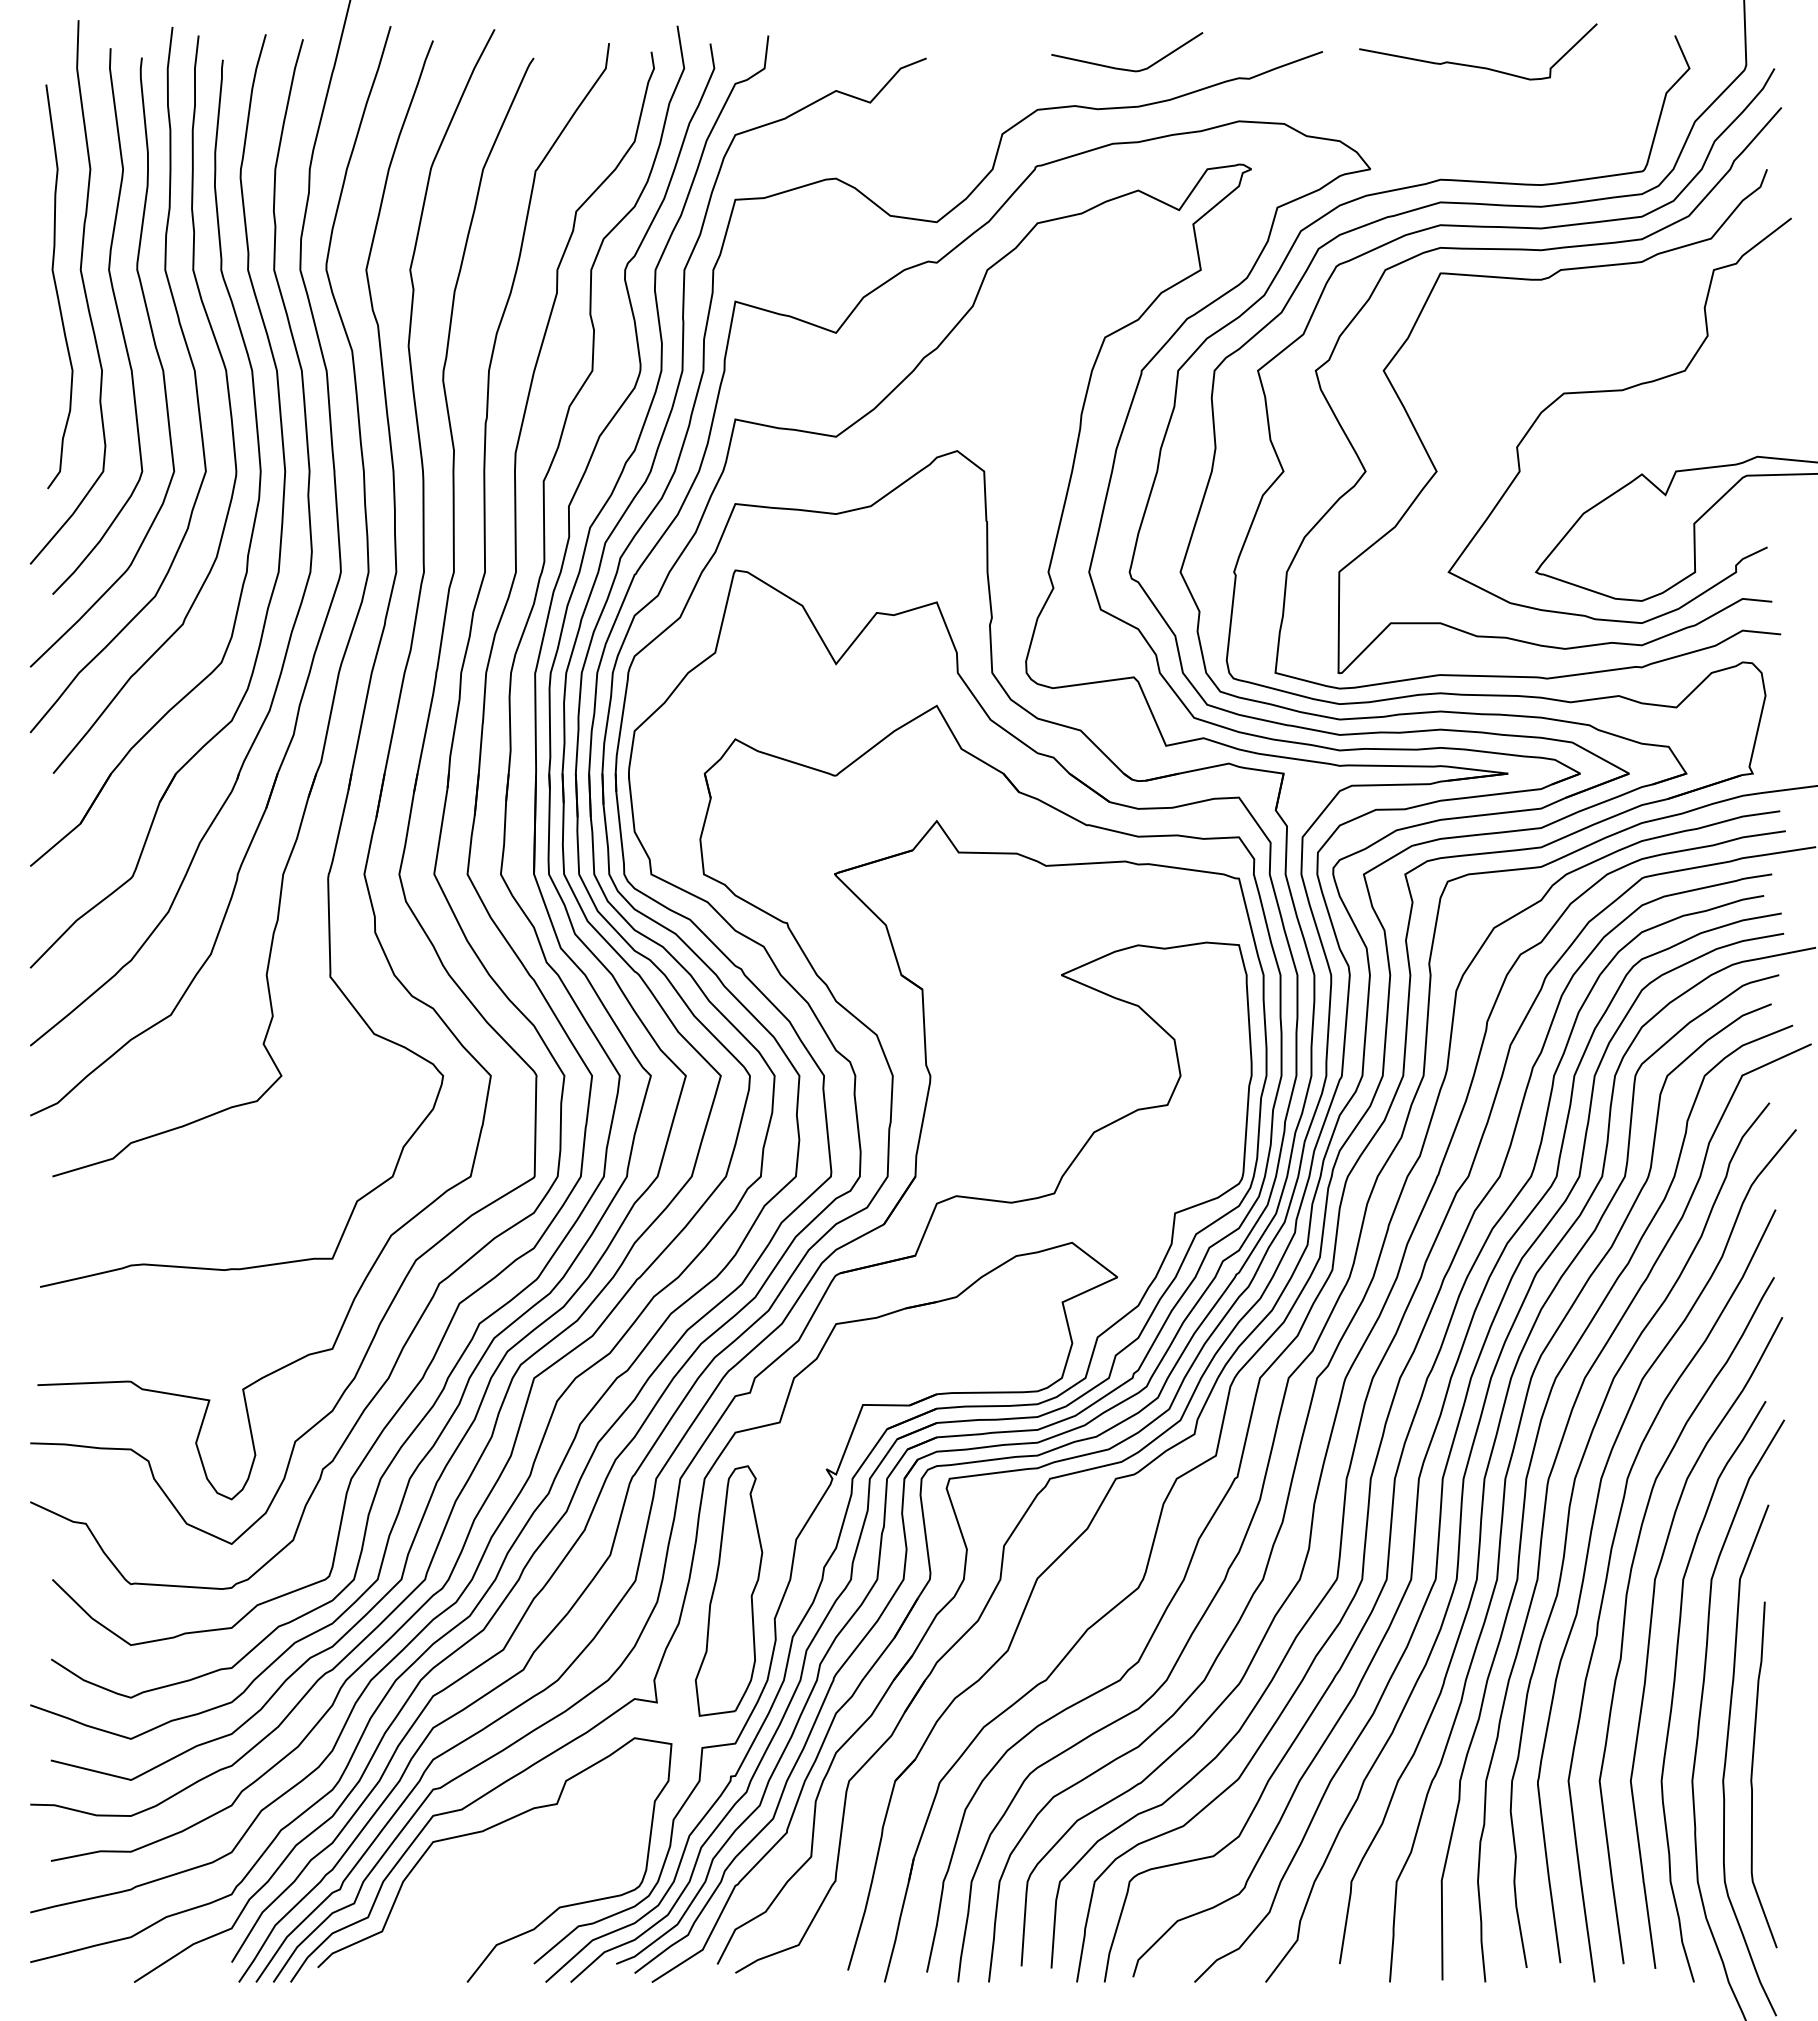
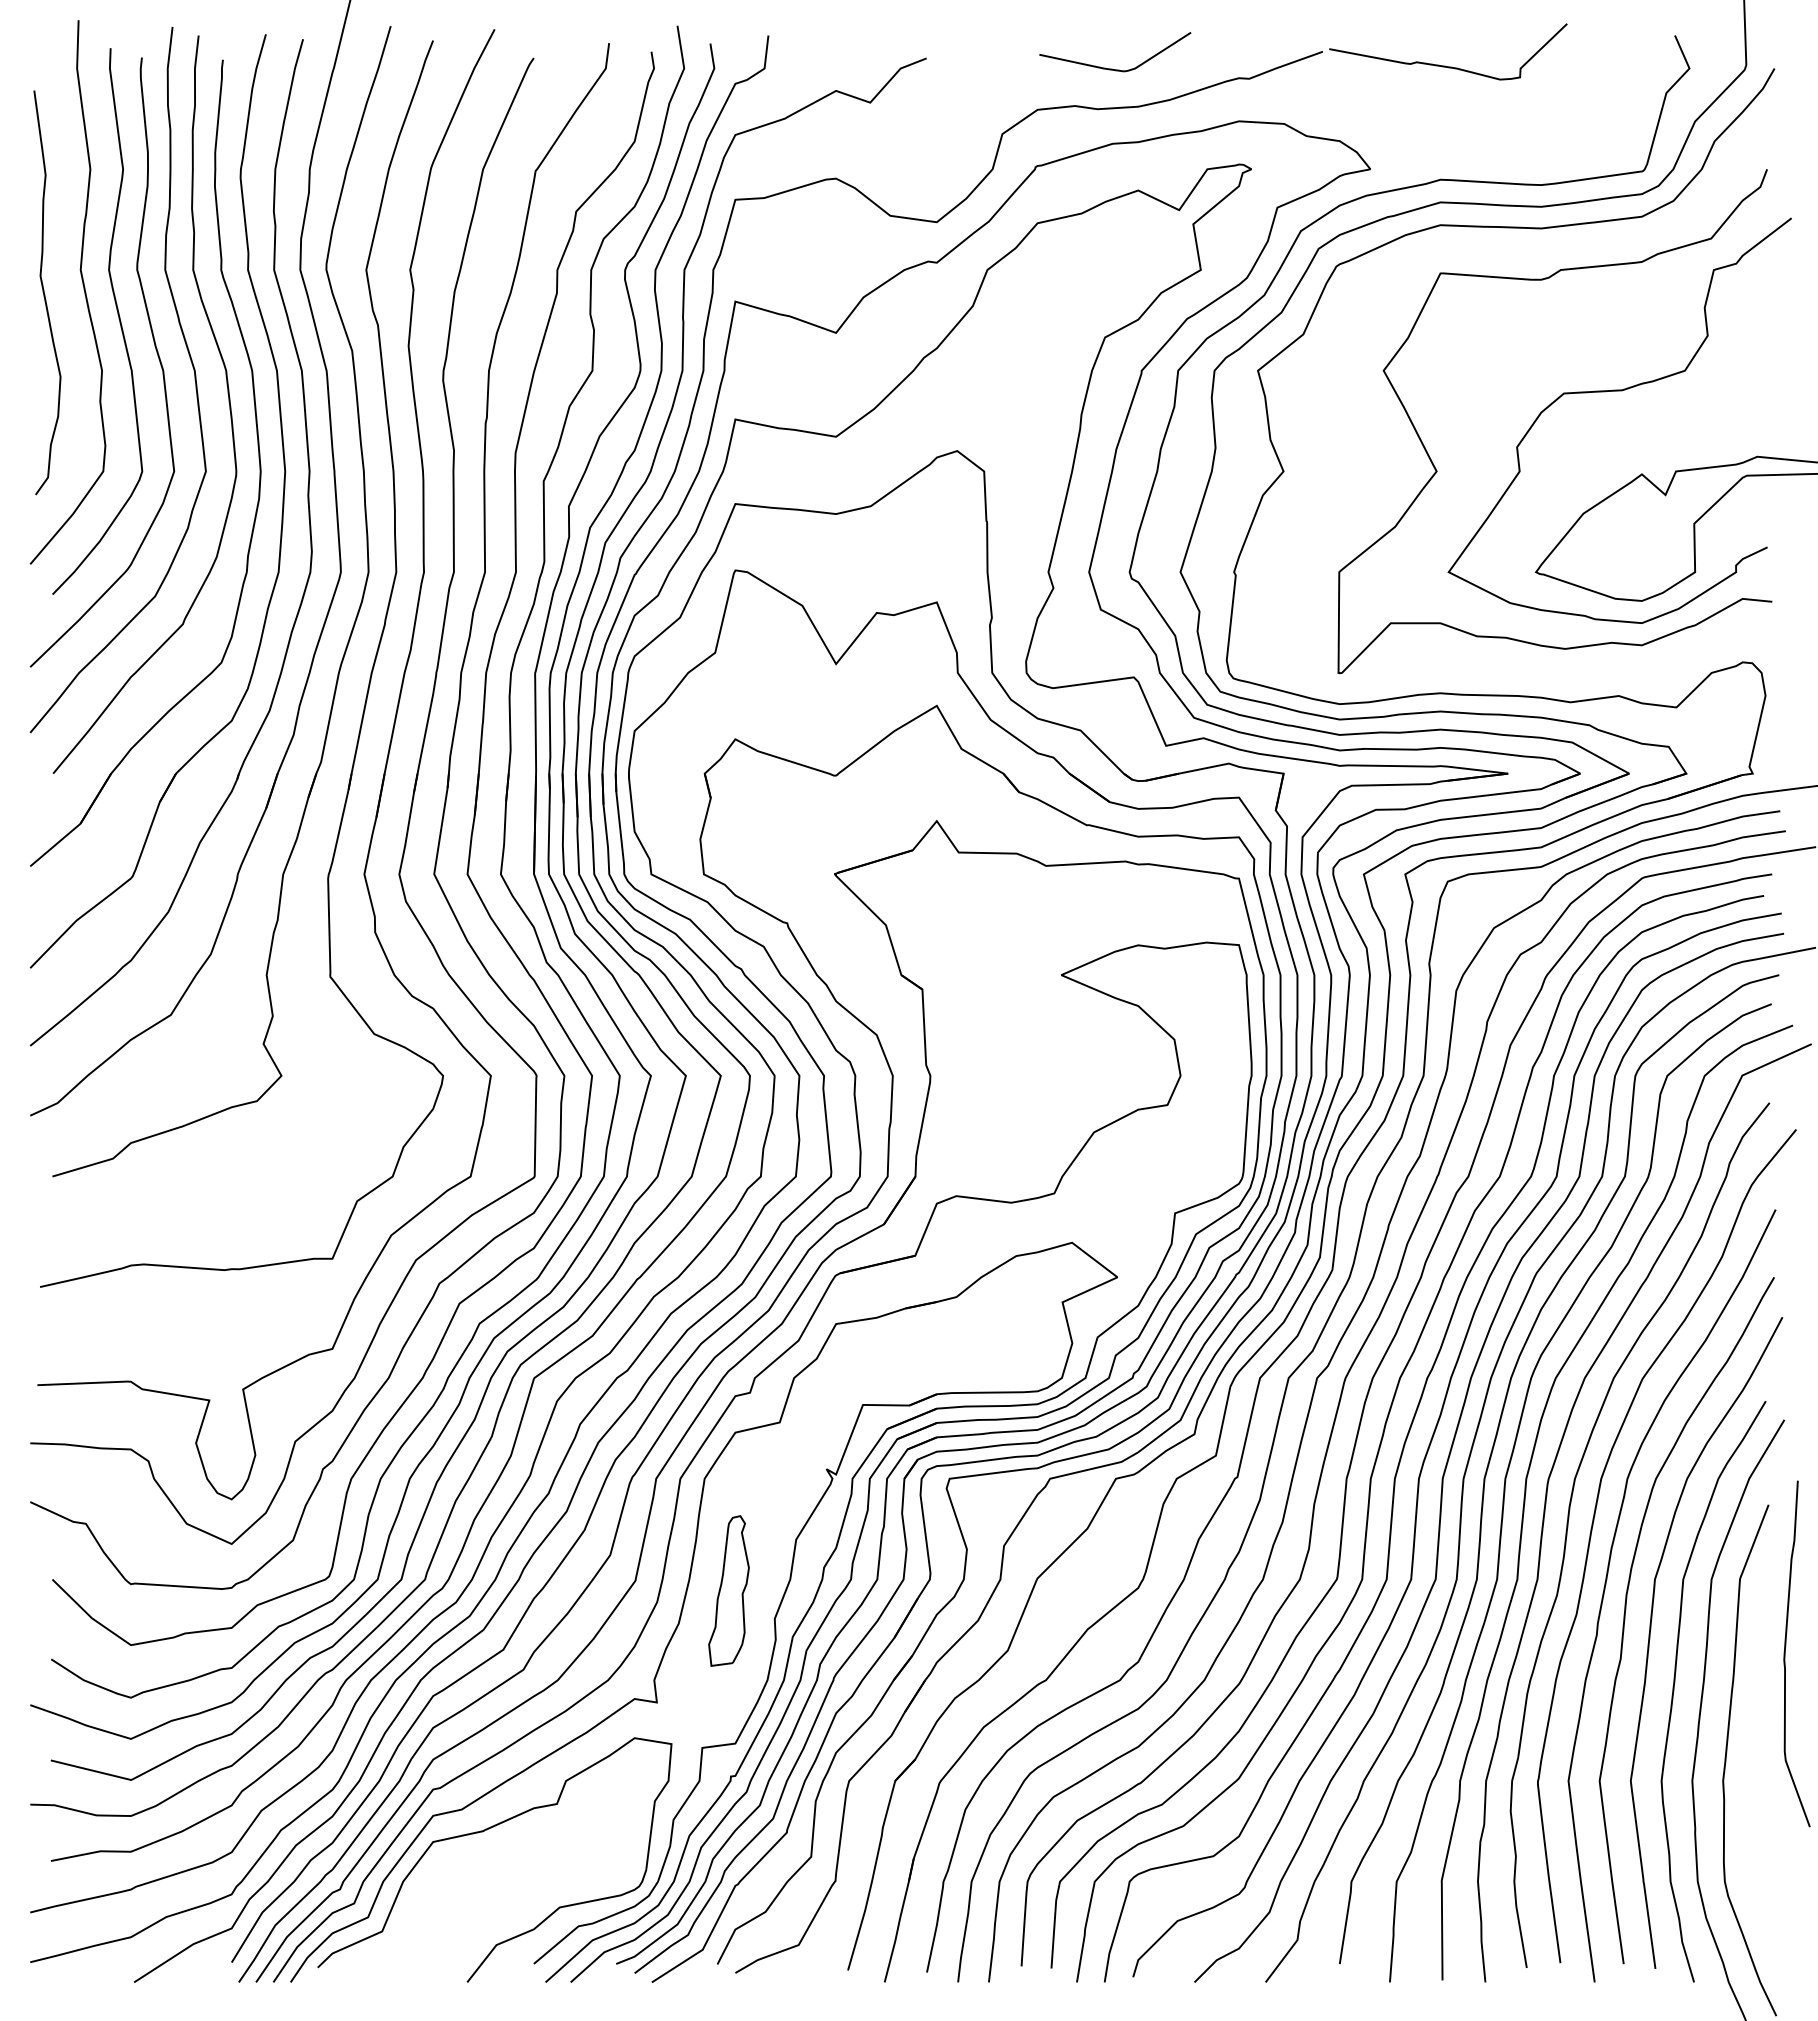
curve position: (1475, 65) -> (1445, 65) (1445, 65)
curve position: (1124, 68) -> (1112, 68) (1112, 68)
curve: present -> none (1539, 251)
curve position: (57, 288) -> (45, 294) (45, 294)
part size: 70x252 px -> 42x152 px (728, 1590)
curve position: (1752, 1774) -> (1785, 1653) (1785, 1653)
